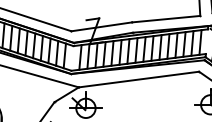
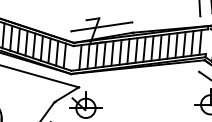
line: present -> none (166, 18)
line: present -> none (36, 19)
line: present -> none (138, 79)
